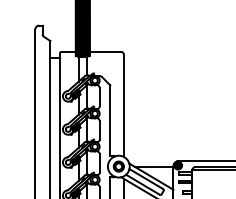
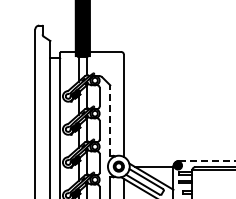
line: solid -> dashed (110, 120)
line: solid -> dashed (208, 160)
